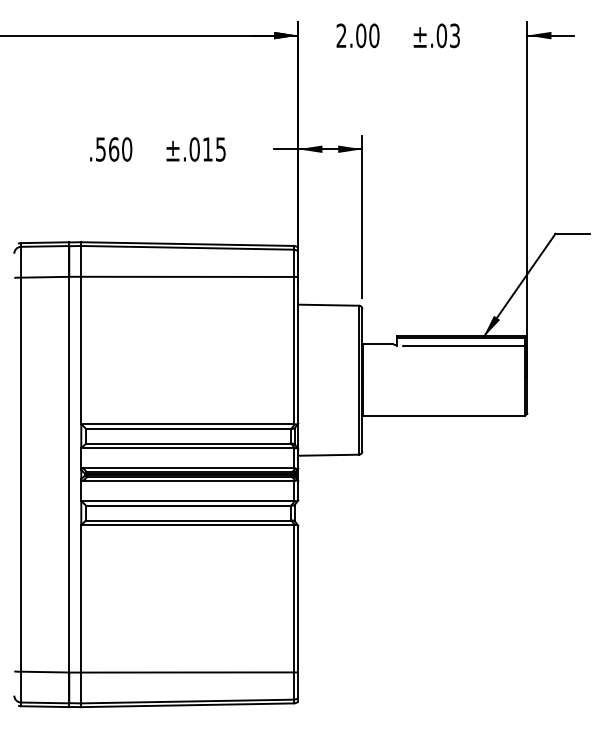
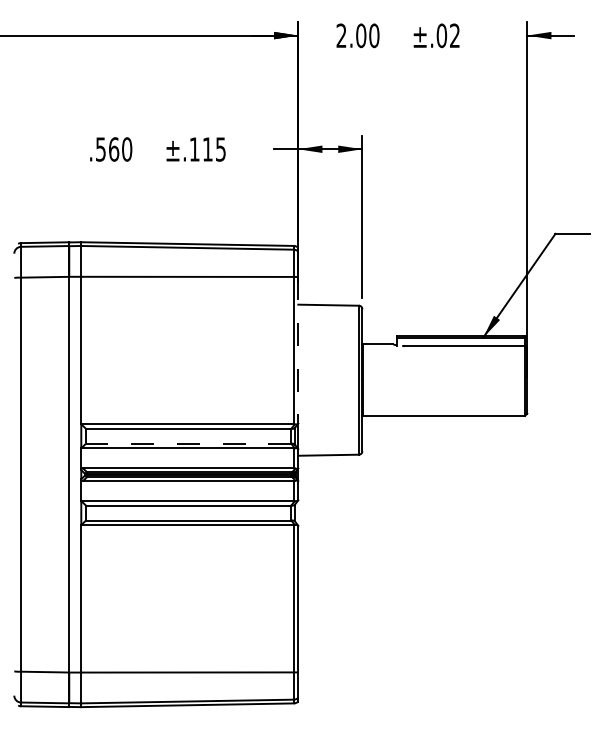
text: ±.03 -> ±.02 (454, 36)
text: ±.015 -> ±.115 (194, 149)
line: solid -> dashed (298, 350)
line: solid -> dashed (188, 443)
